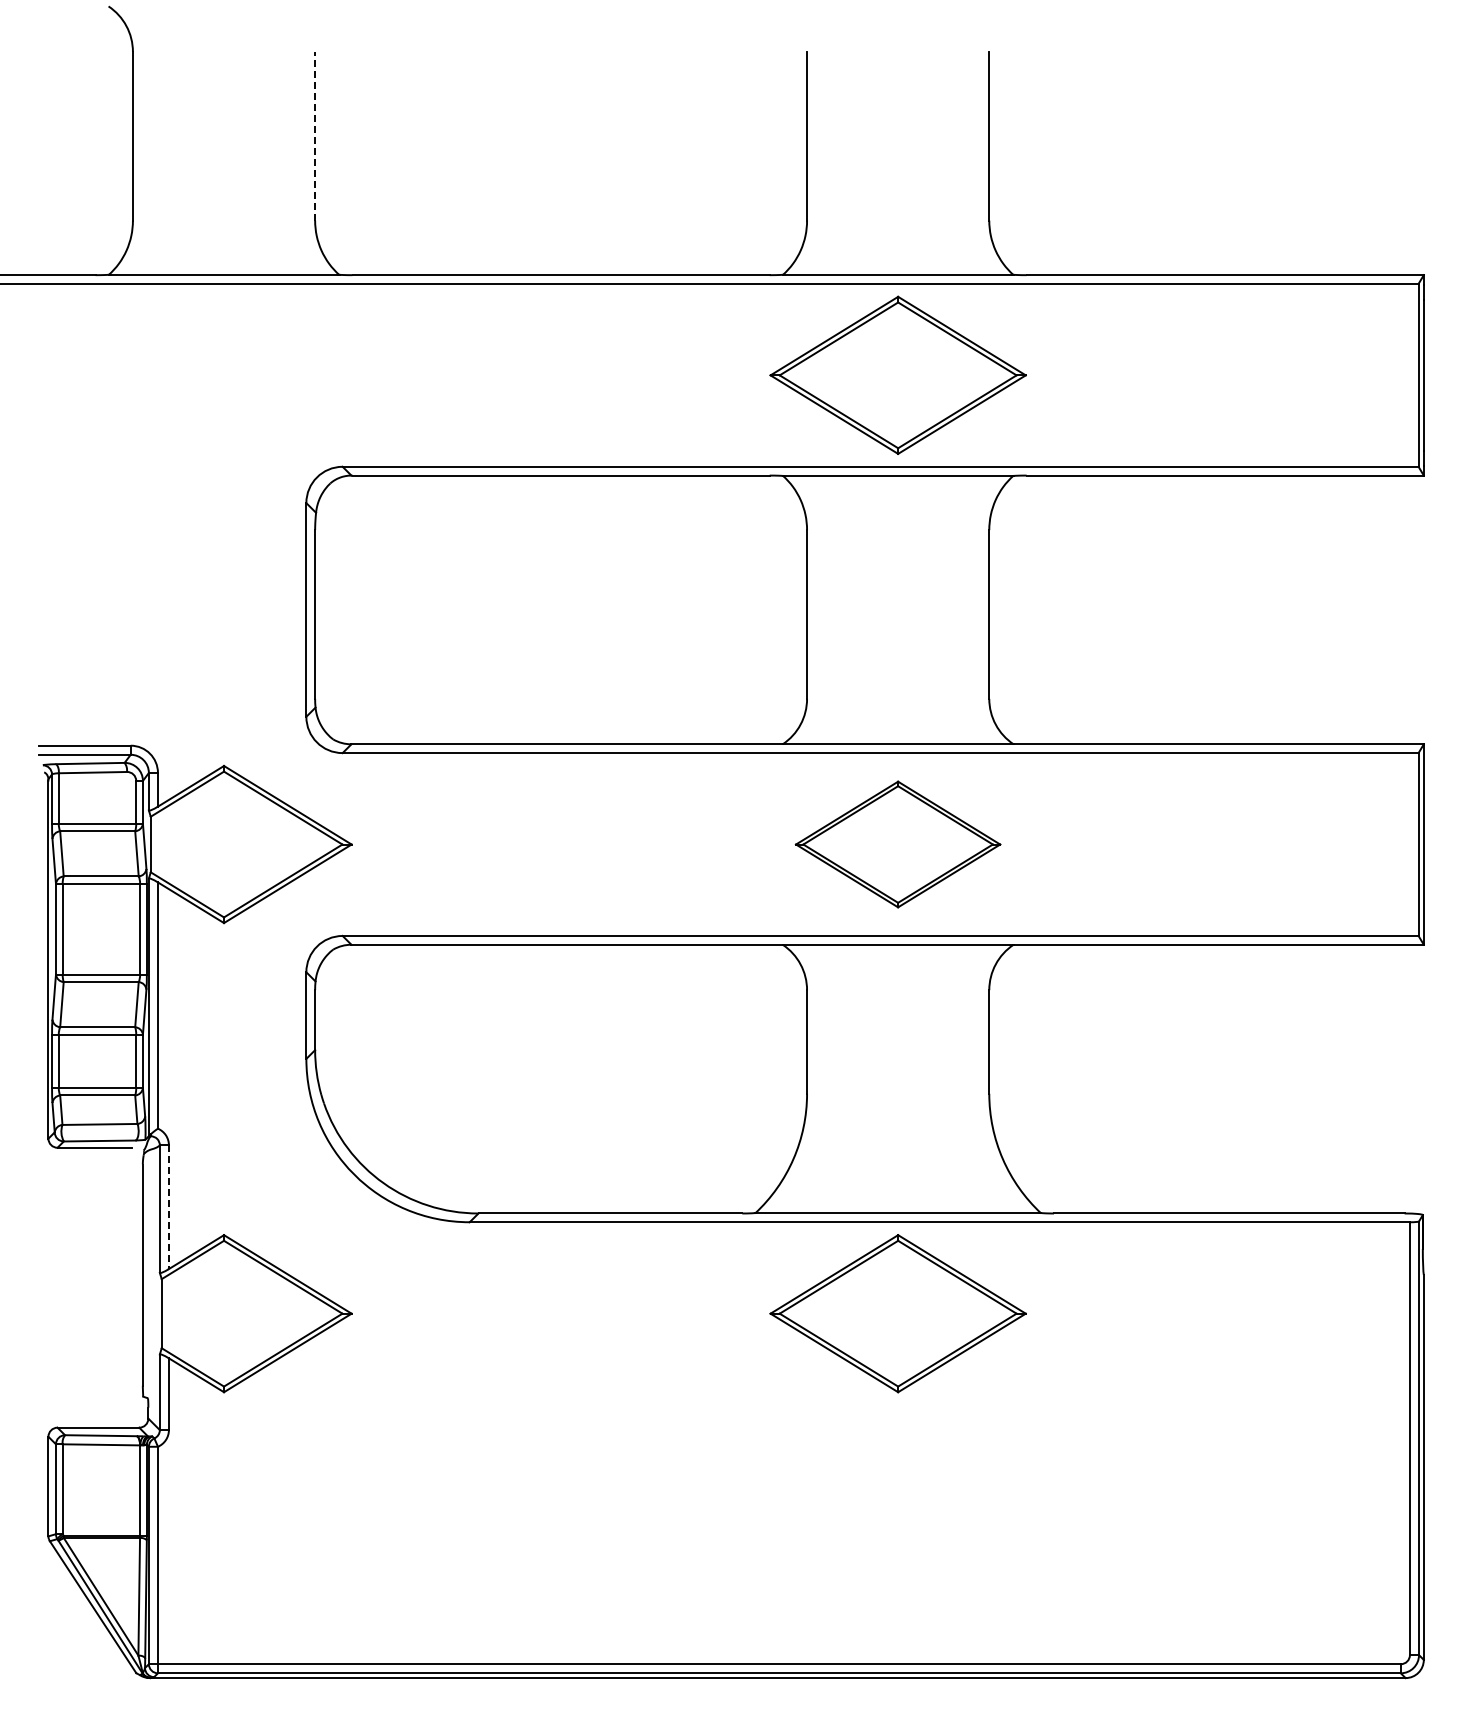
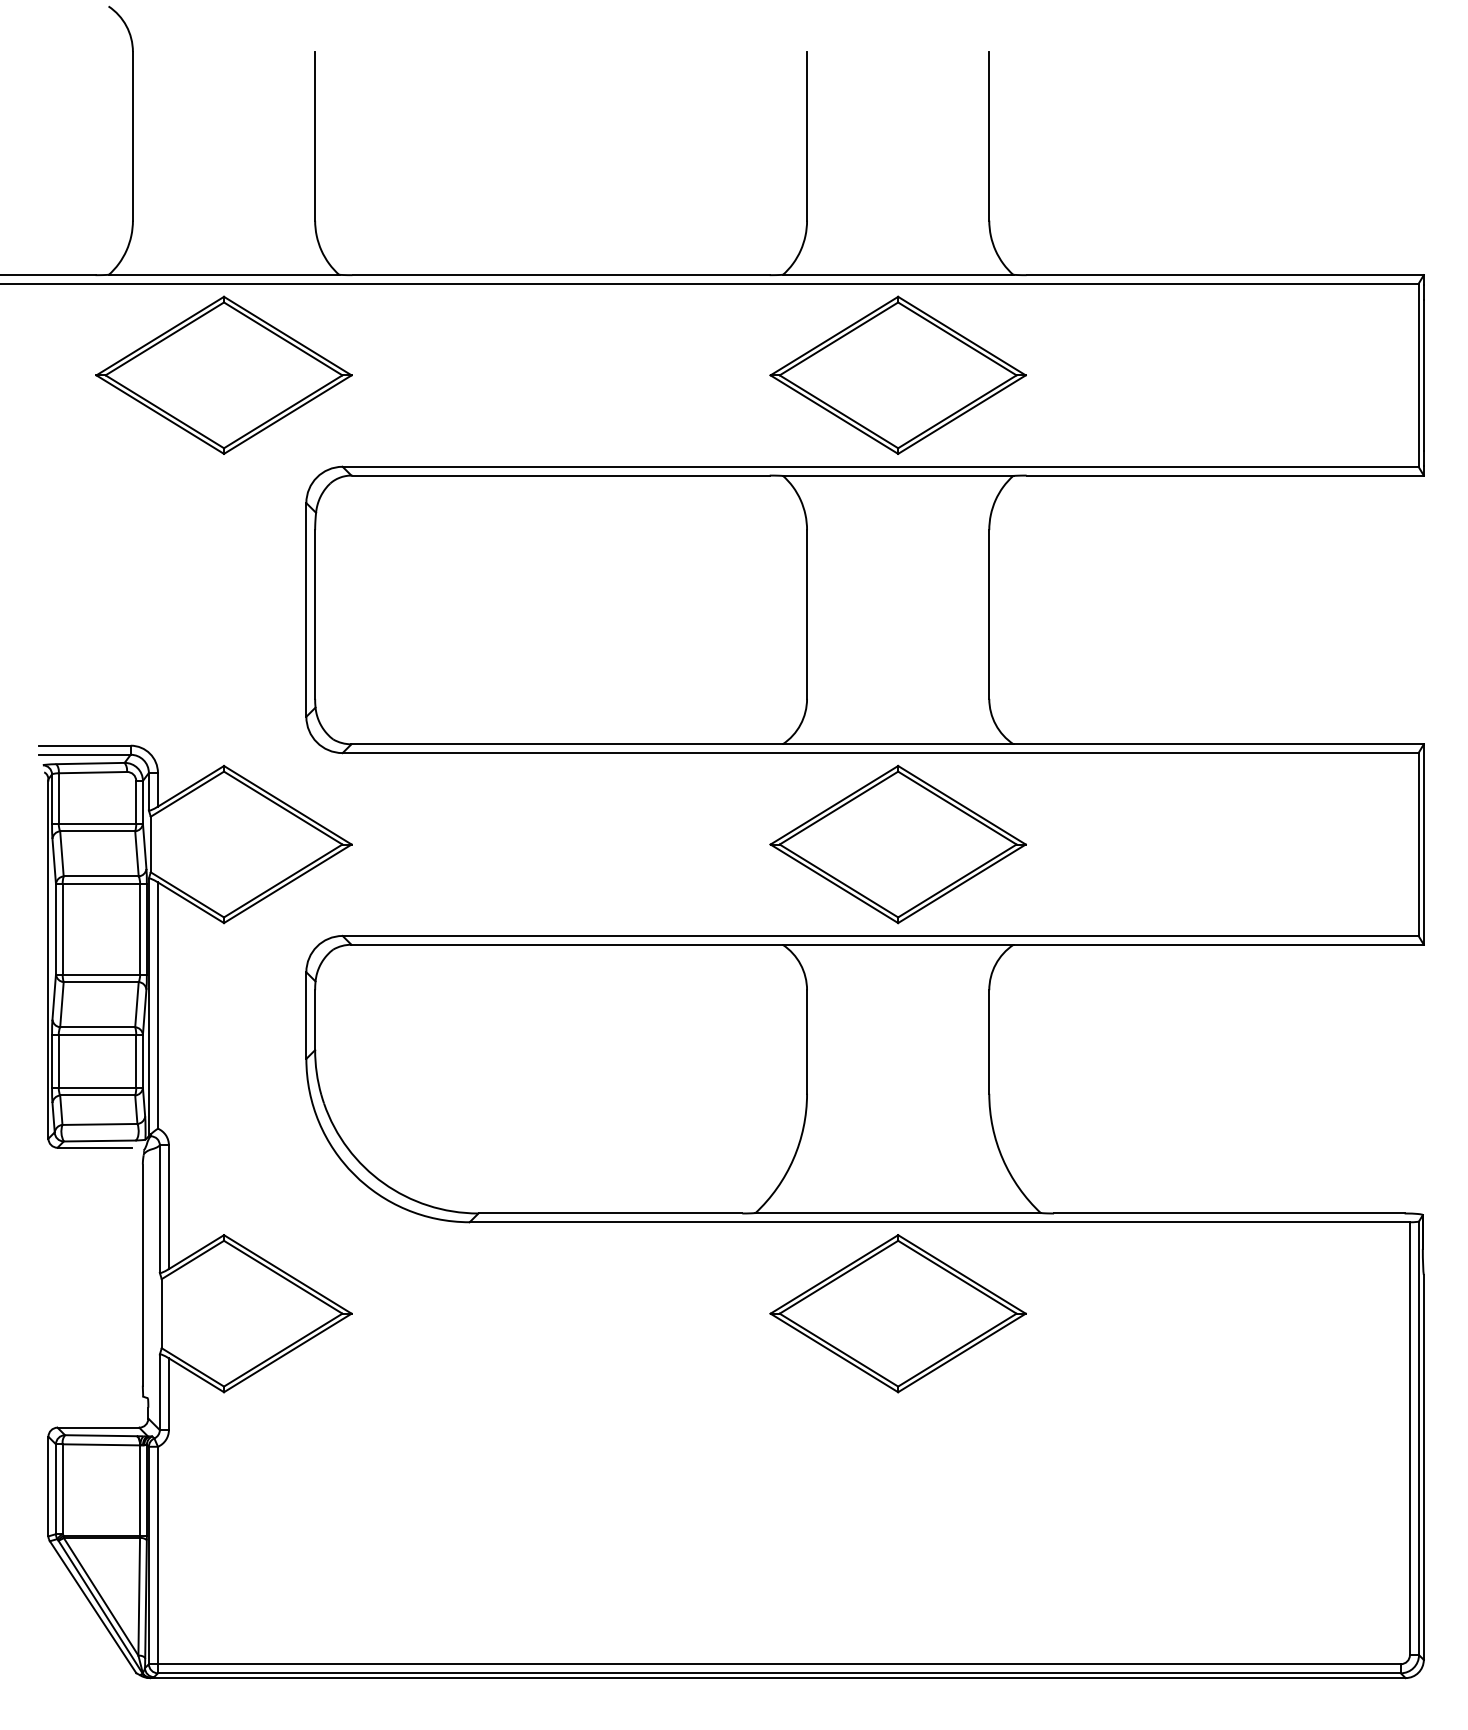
line: dashed -> solid (315, 135)
part: none -> present (223, 374)
part size: 208x129 px -> 258x161 px (897, 844)
line: dashed -> solid (168, 1207)
